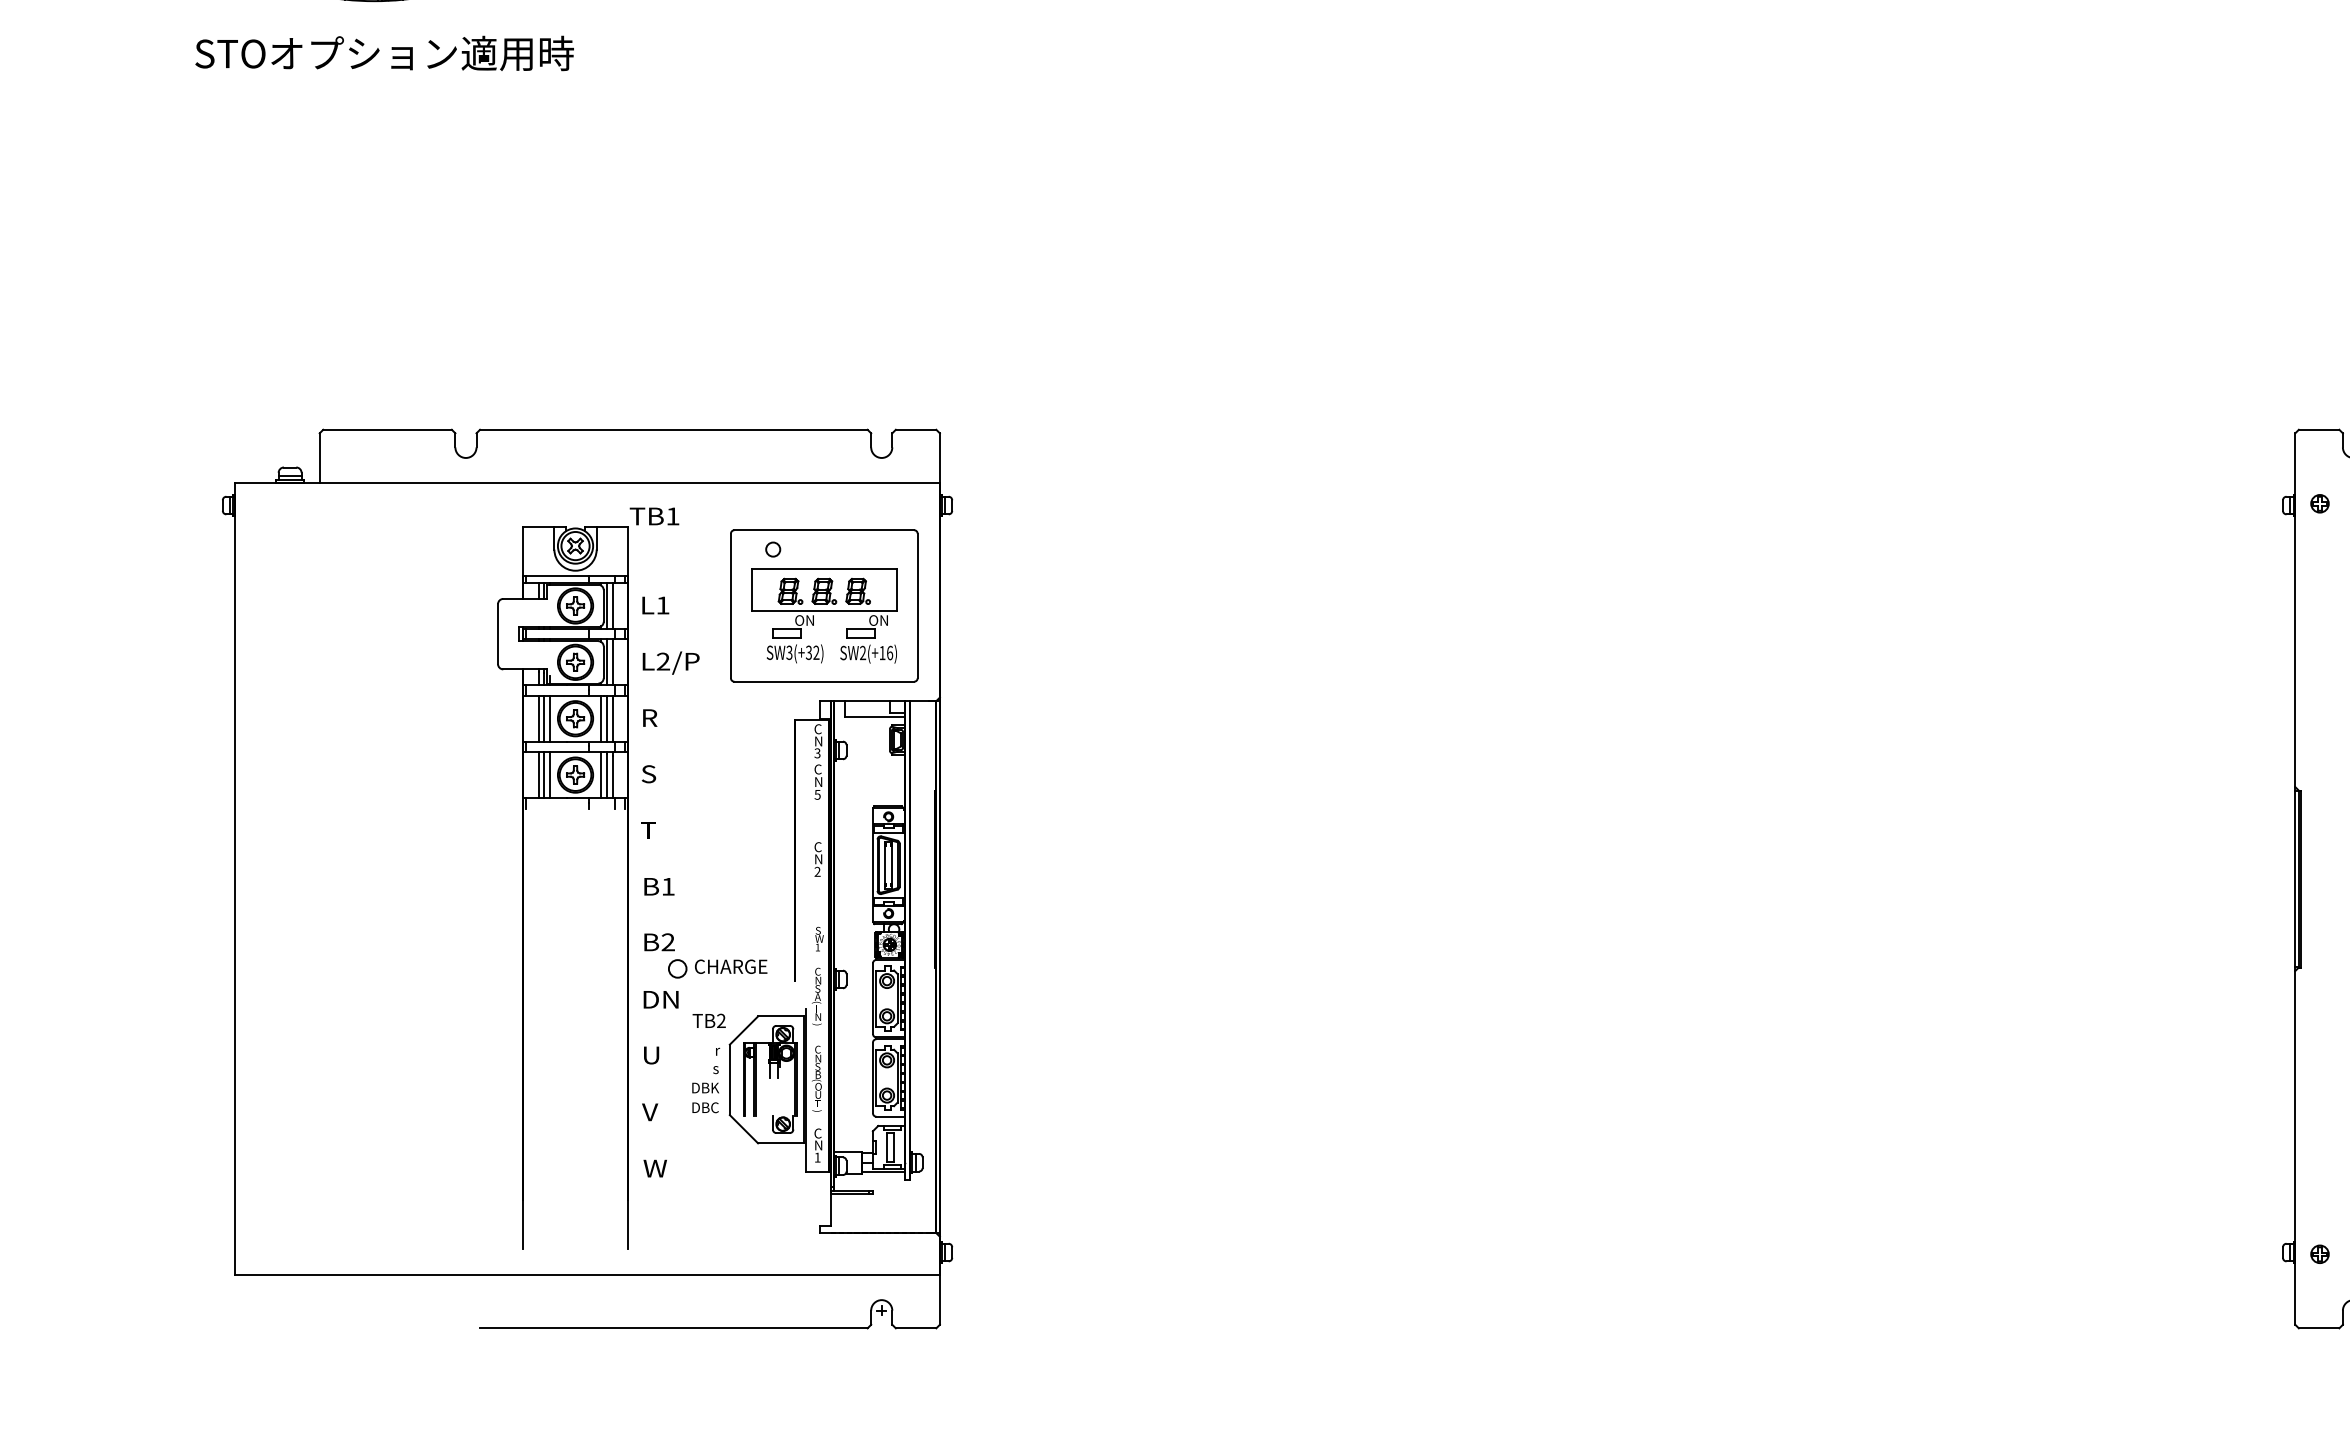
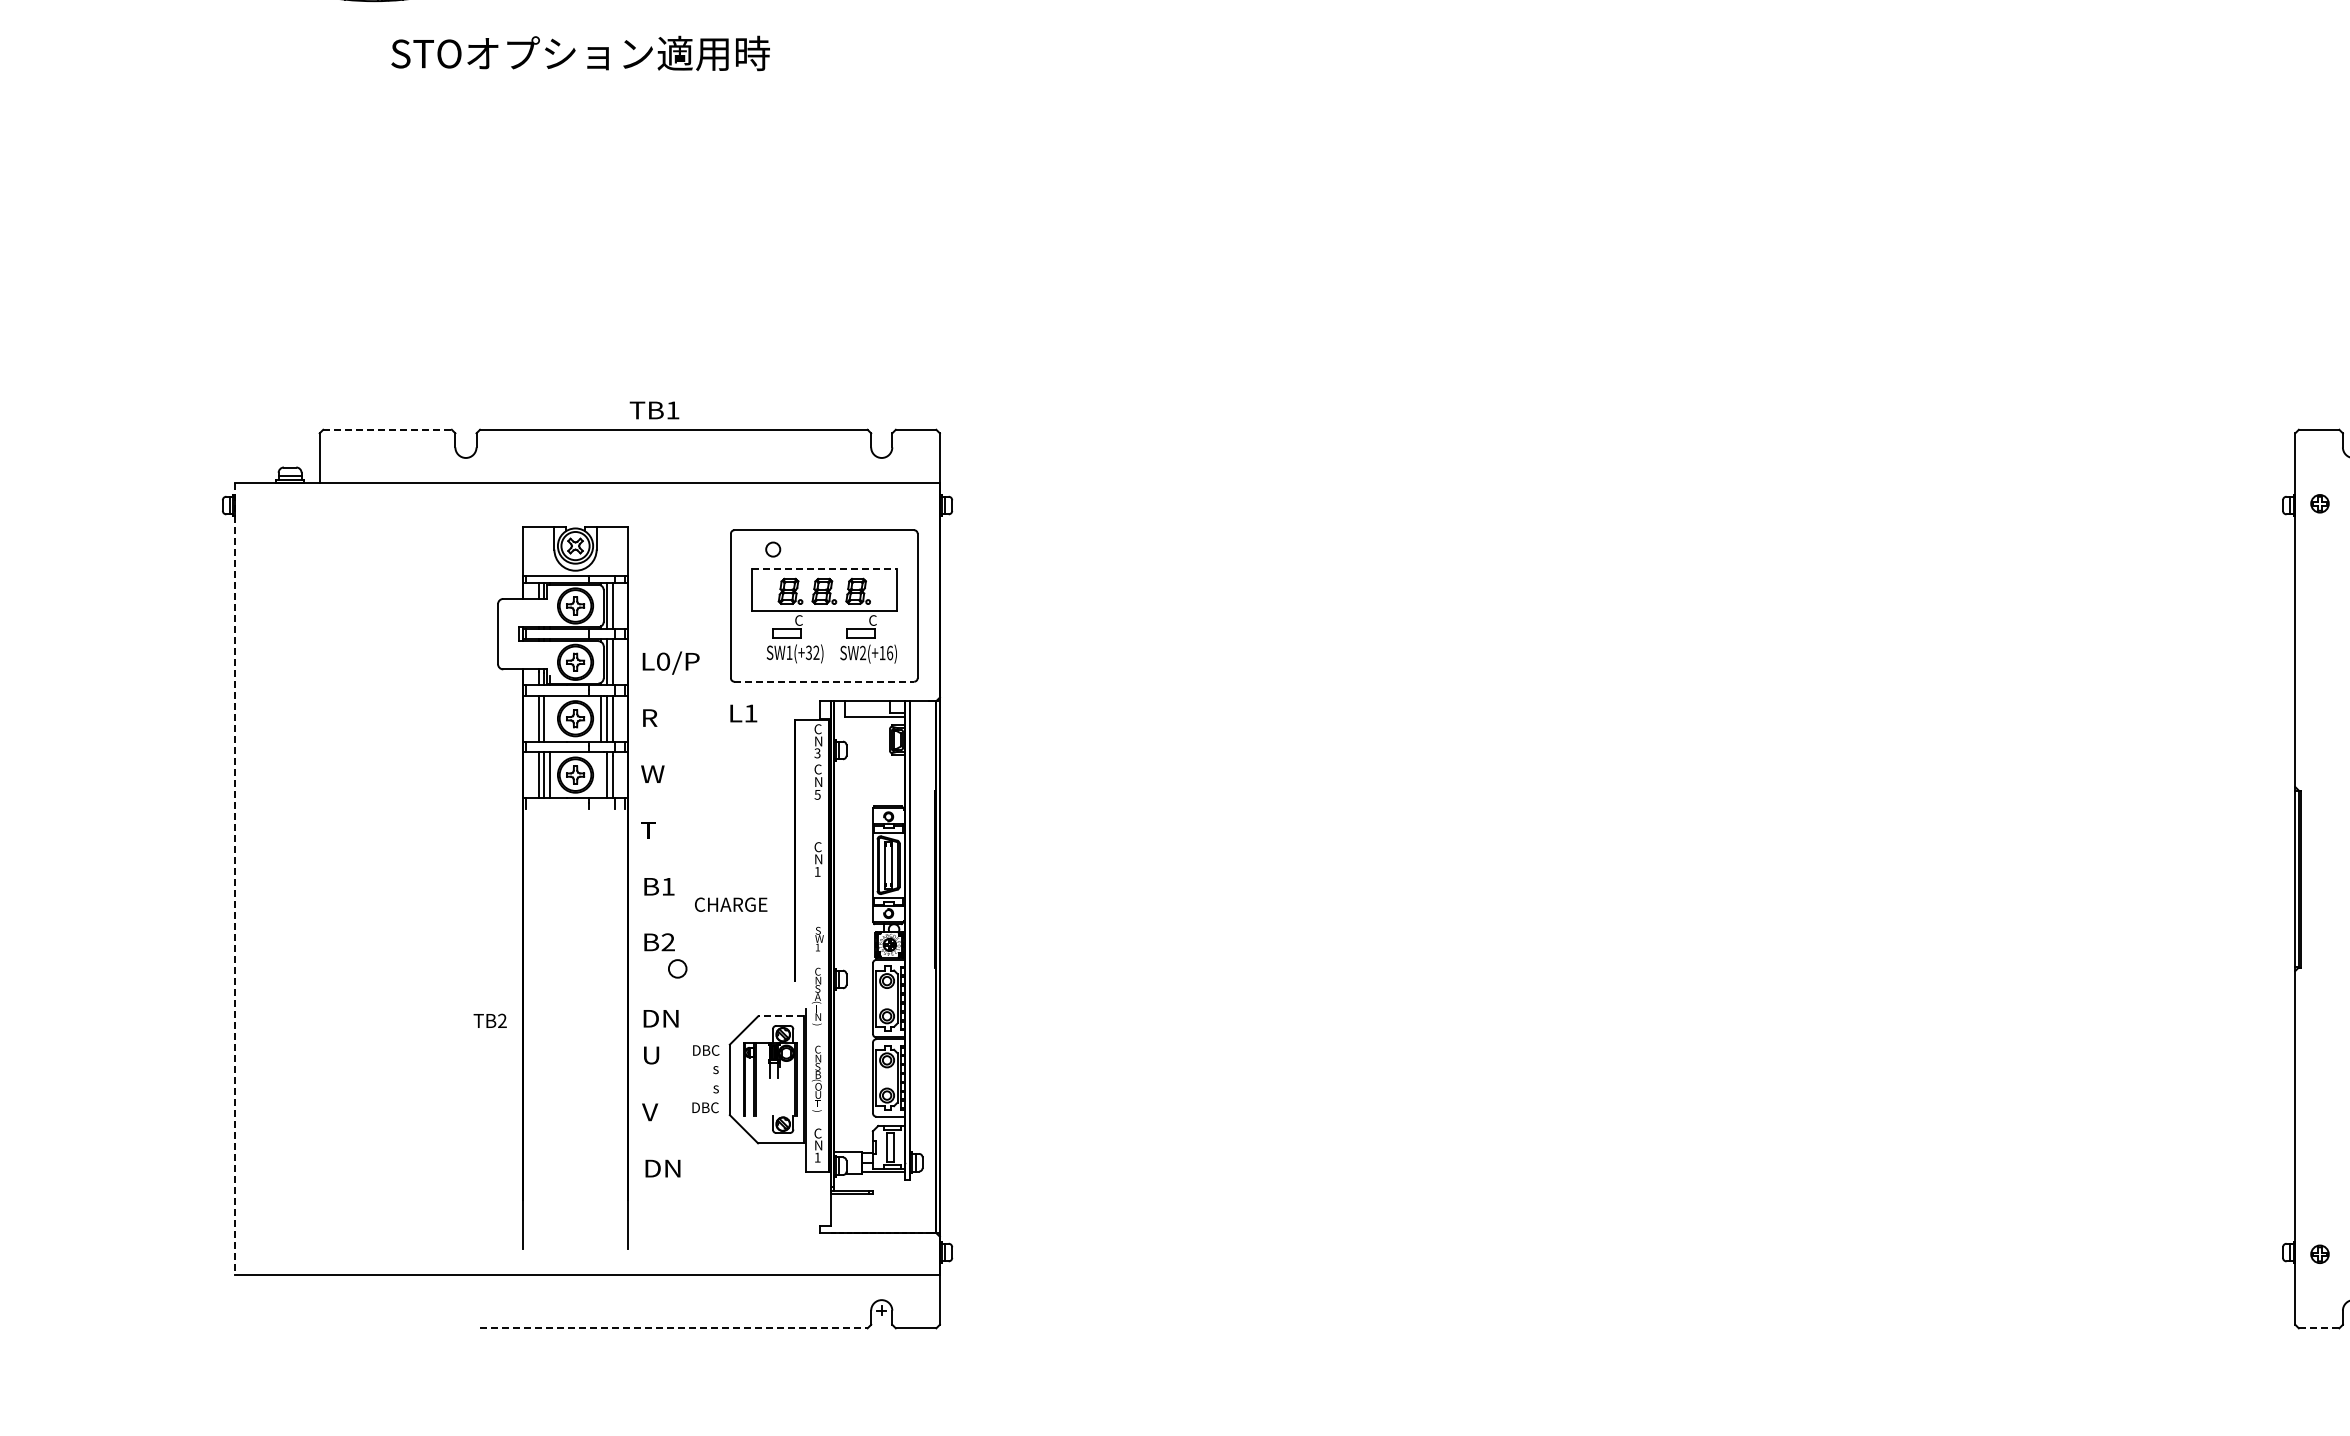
text position: (384, 53) -> (580, 53) (580, 53)
line: solid -> dashed (388, 429)
text position: (654, 516) -> (654, 410) (654, 410)
line: solid -> dashed (824, 568)
text position: (655, 605) -> (743, 713) (743, 713)
text: ON -> C (807, 620)
text: ON -> C (881, 620)
text: SW3(+32) -> SW1(+32) (789, 652)
text: L2/P -> L0/P (663, 661)
line: solid -> dashed (824, 681)
line: present -> none (550, 718)
text: S -> W (652, 774)
line: present -> none (600, 775)
text: 2 -> 1 (817, 871)
line: solid -> dashed (235, 879)
text position: (731, 966) -> (731, 904) (731, 904)
text position: (660, 999) -> (660, 1018) (660, 1018)
line: solid -> dashed (780, 1016)
text position: (708, 1020) -> (489, 1020) (489, 1020)
text: r -> DBC (706, 1050)
text: DBK -> s (705, 1087)
text: W -> DN (661, 1168)
line: solid -> dashed (673, 1328)
line: solid -> dashed (2318, 1328)
